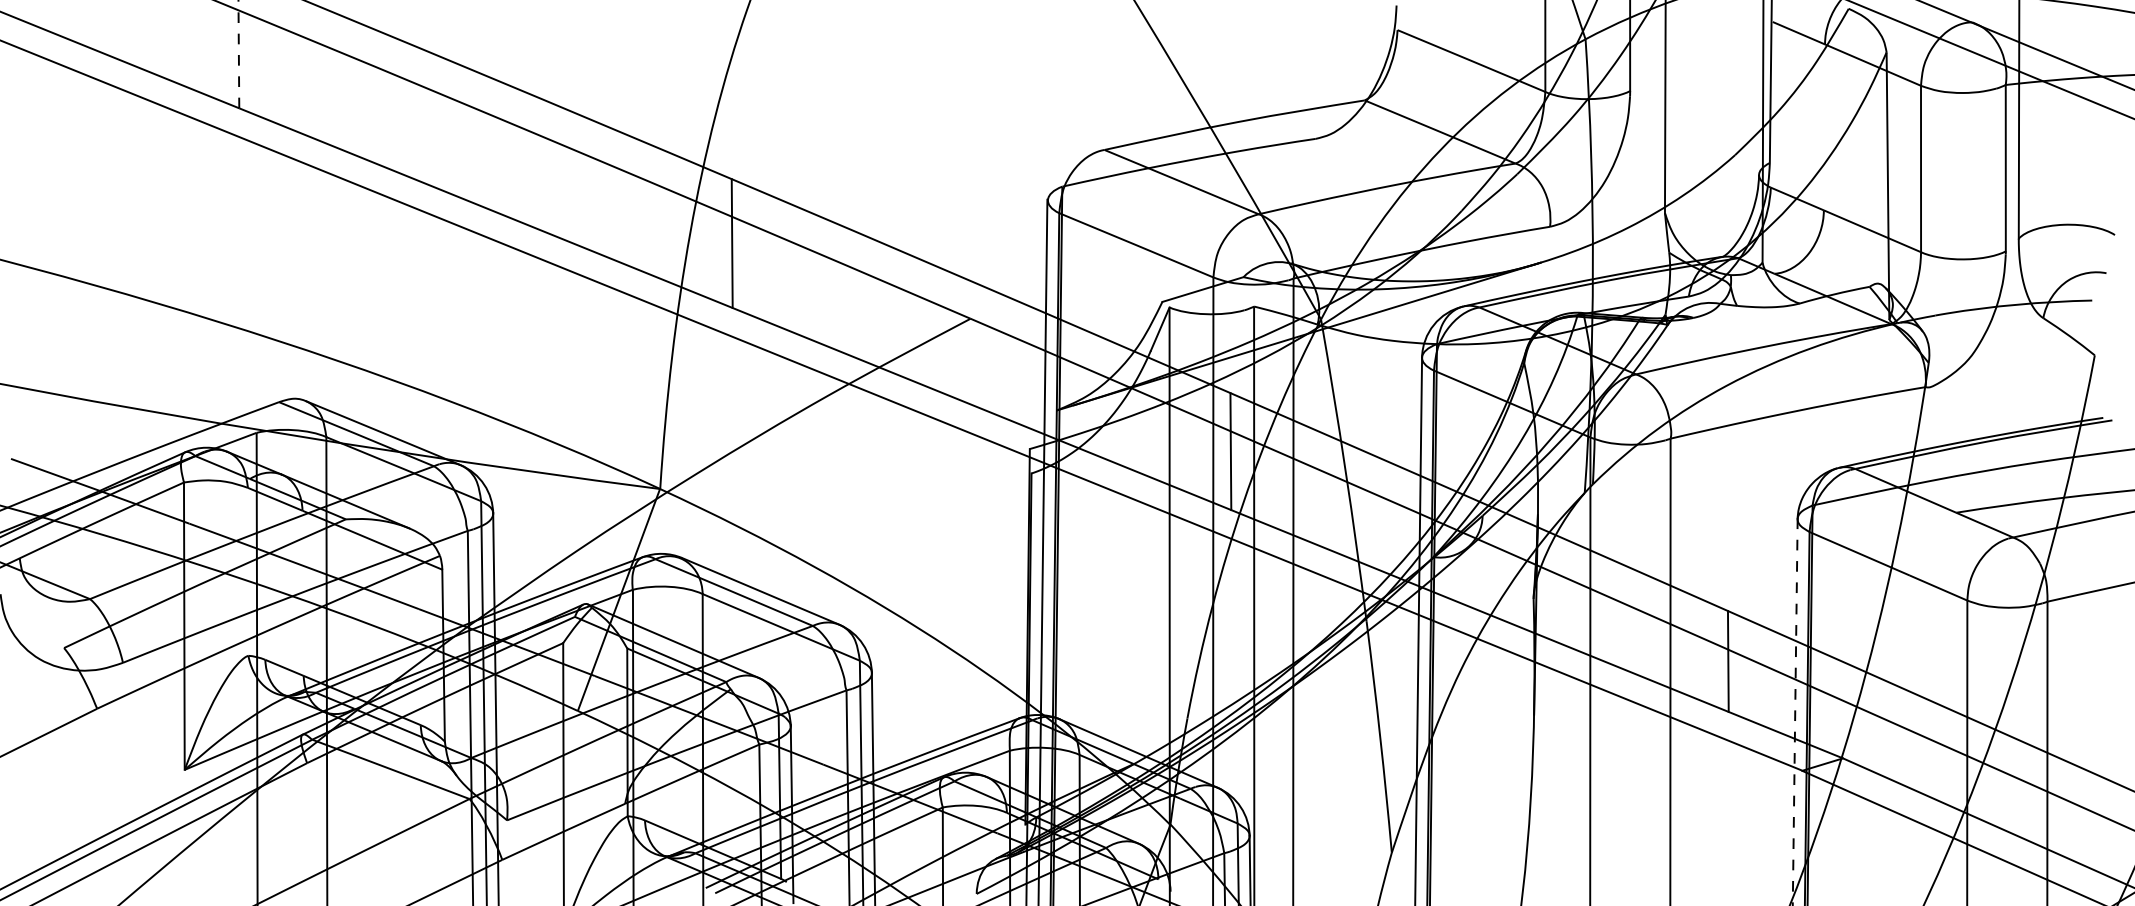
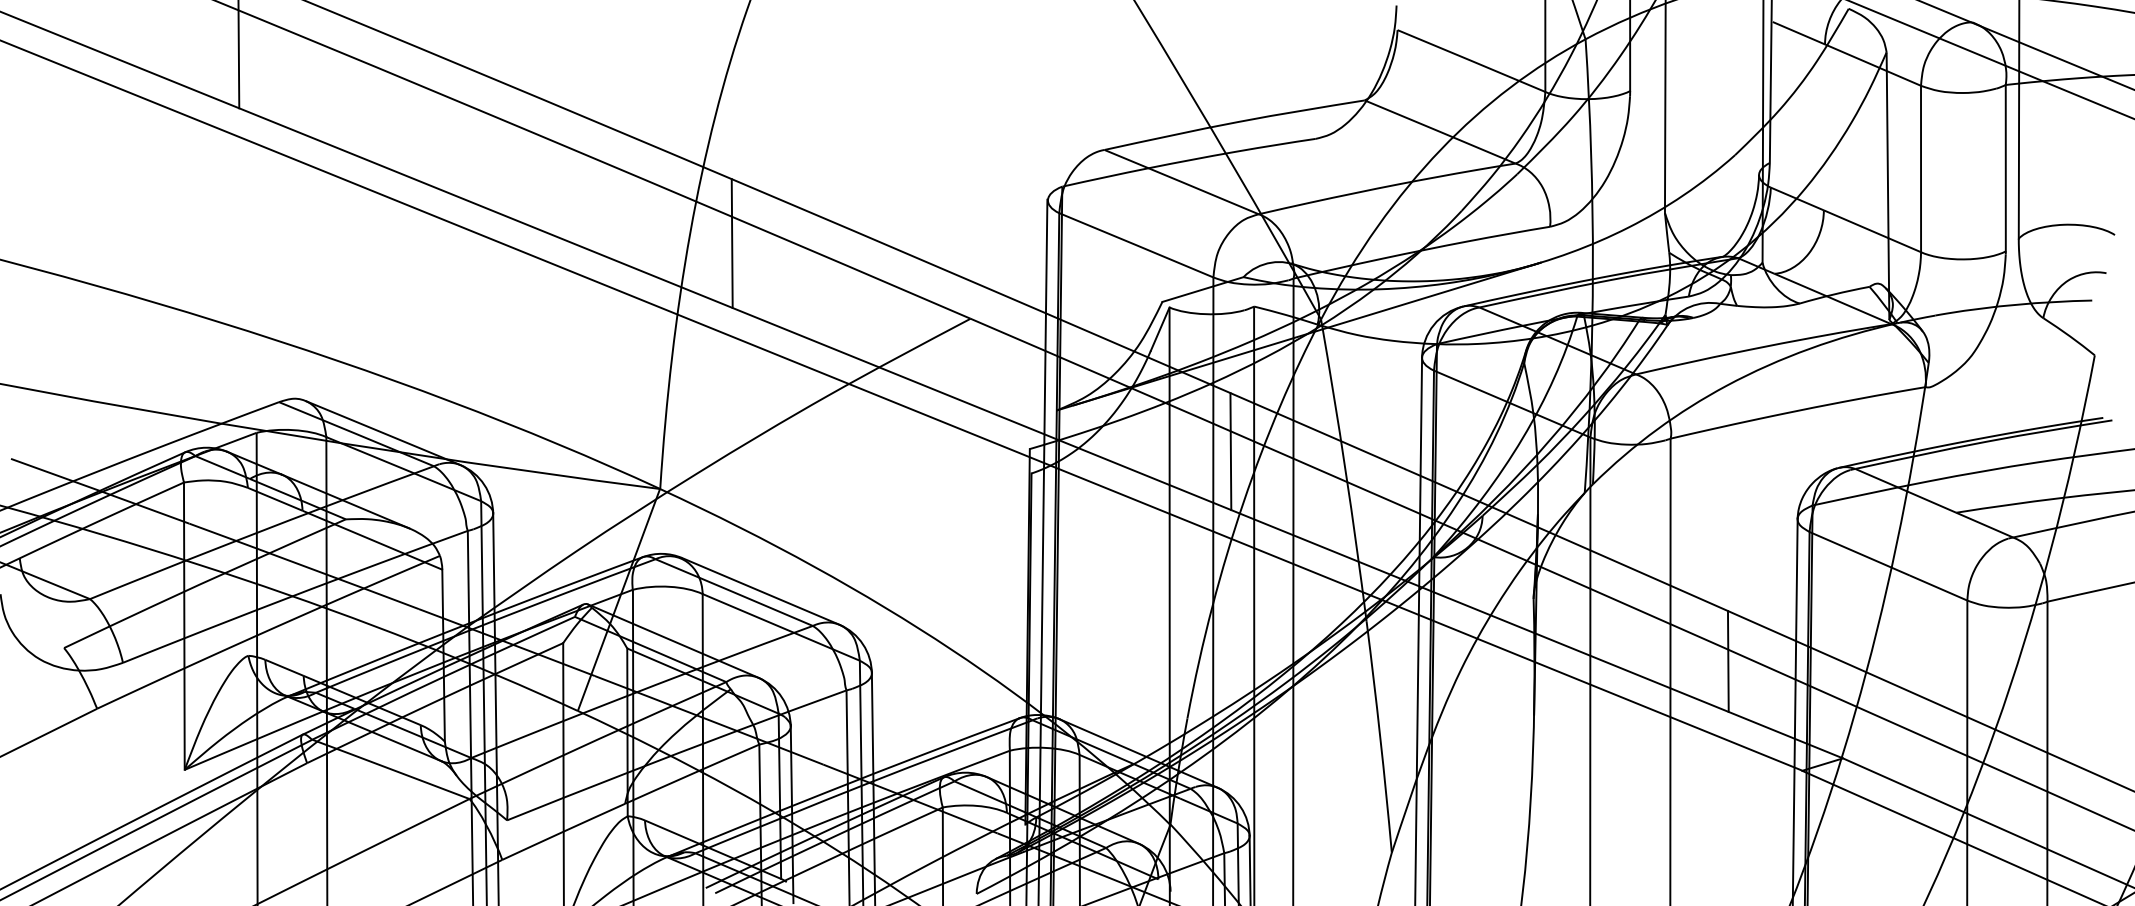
line: dashed -> solid (238, 53)
line: dashed -> solid (1795, 712)
